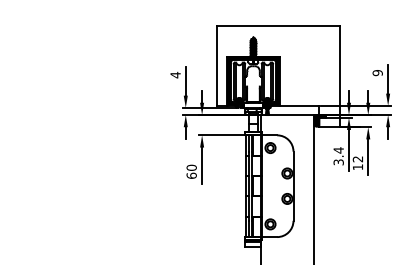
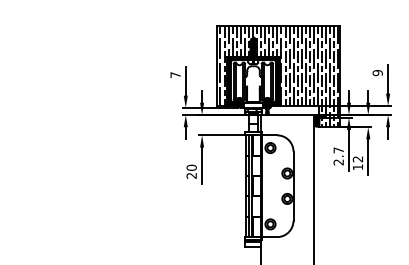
text: 4 -> 7 (175, 74)
hatch: none -> present (279, 76)
text: 3.4 -> 2.7 (338, 156)
text: 60 -> 20 (191, 175)
